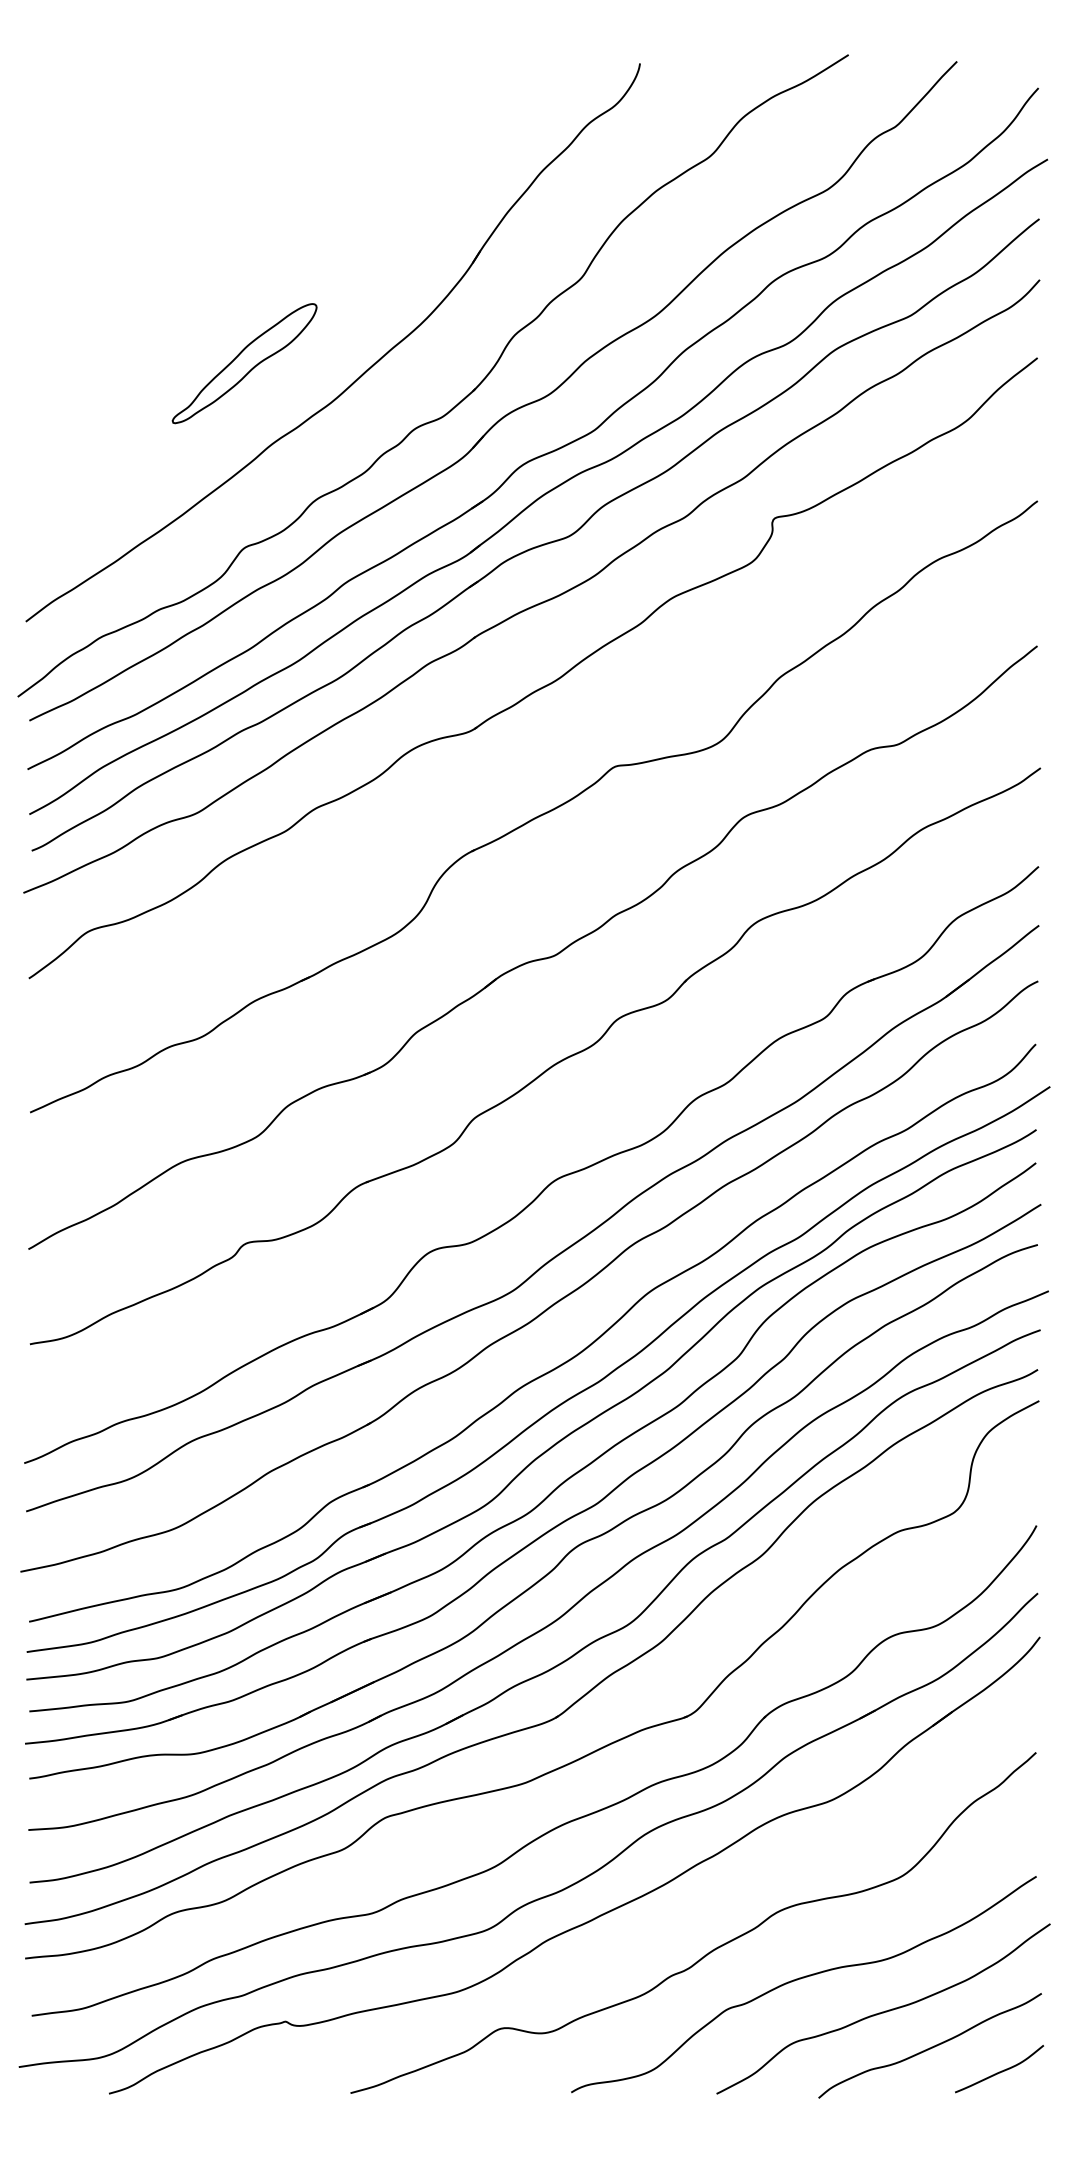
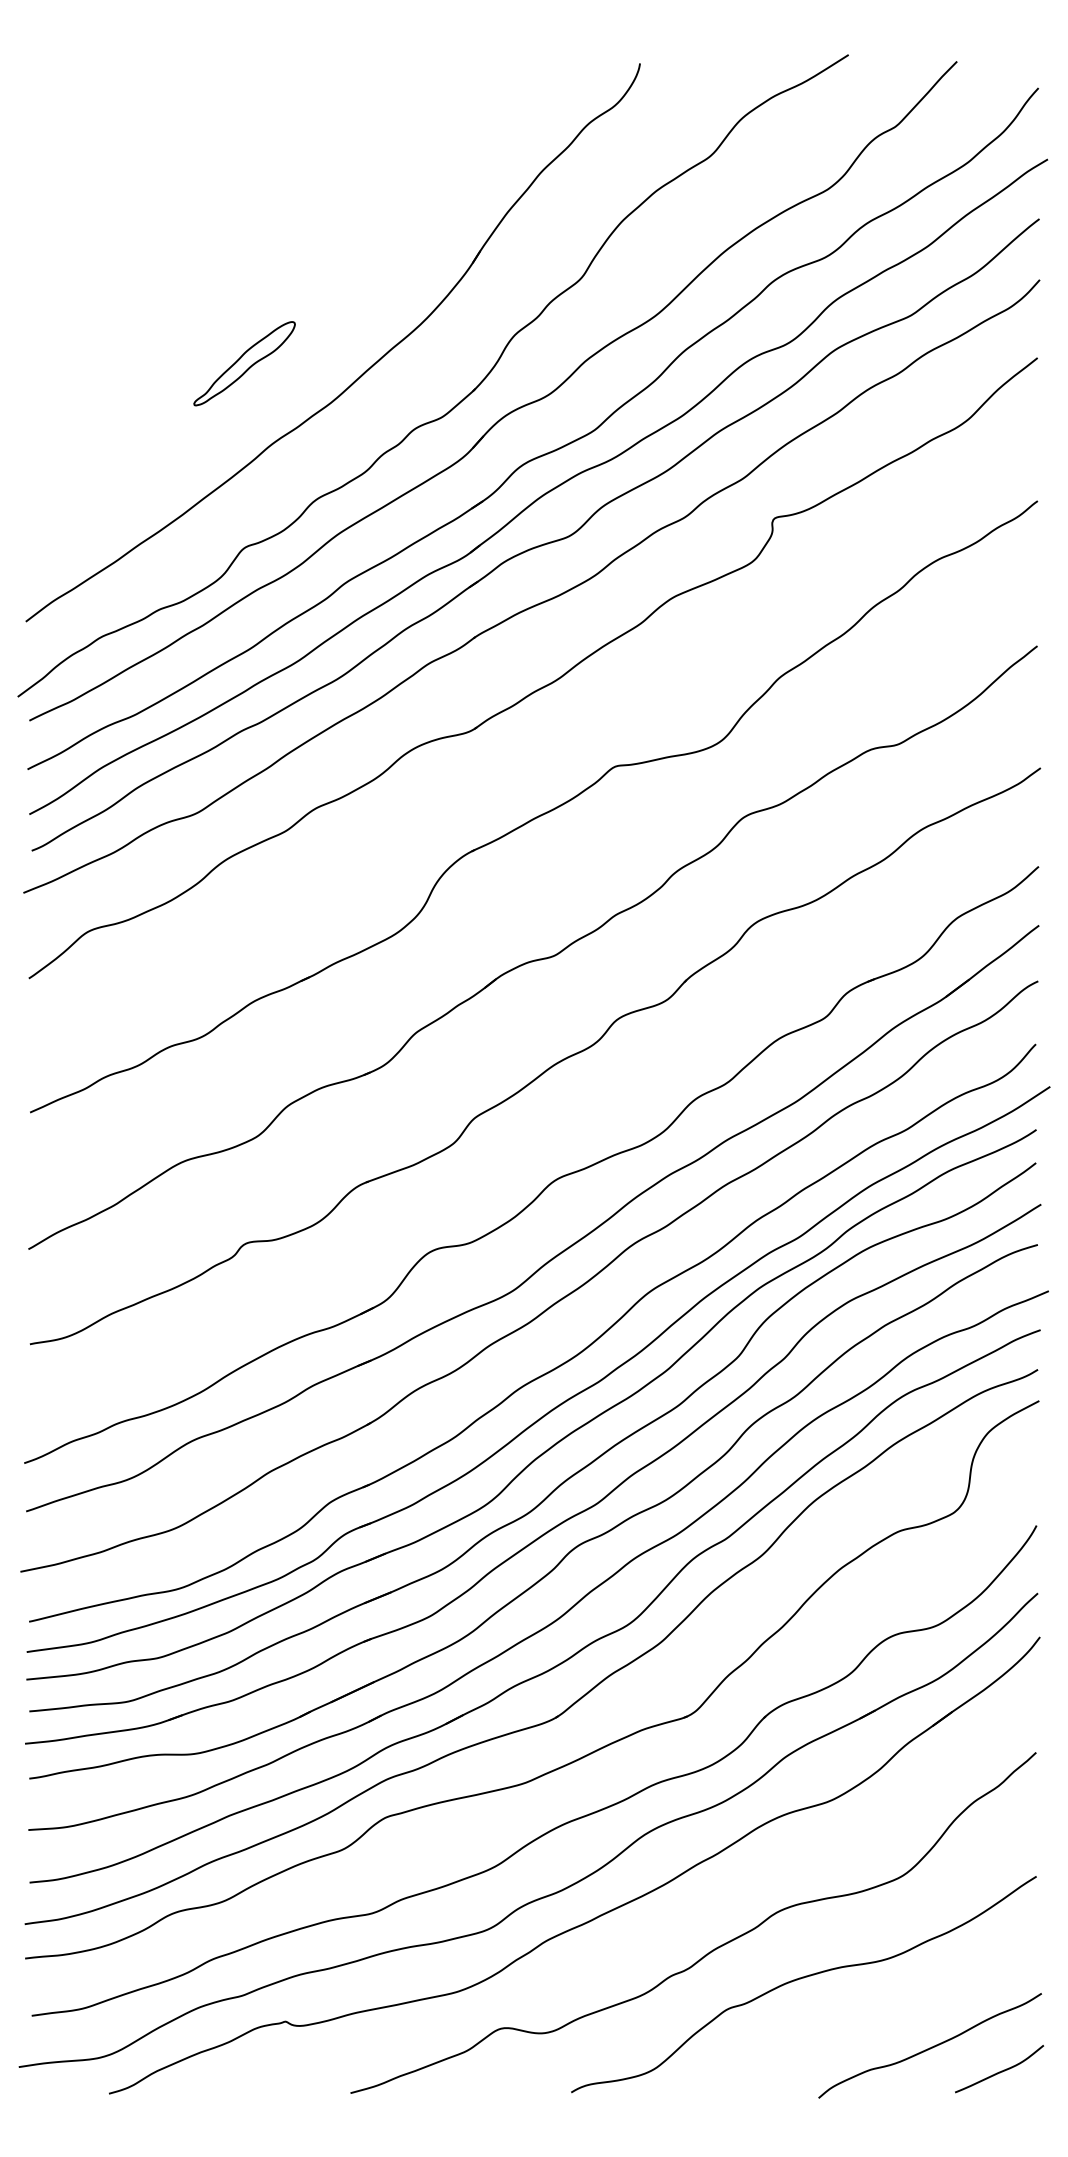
part size: 147x122 px -> 103x86 px (244, 363)
curve: present -> none (885, 2010)
